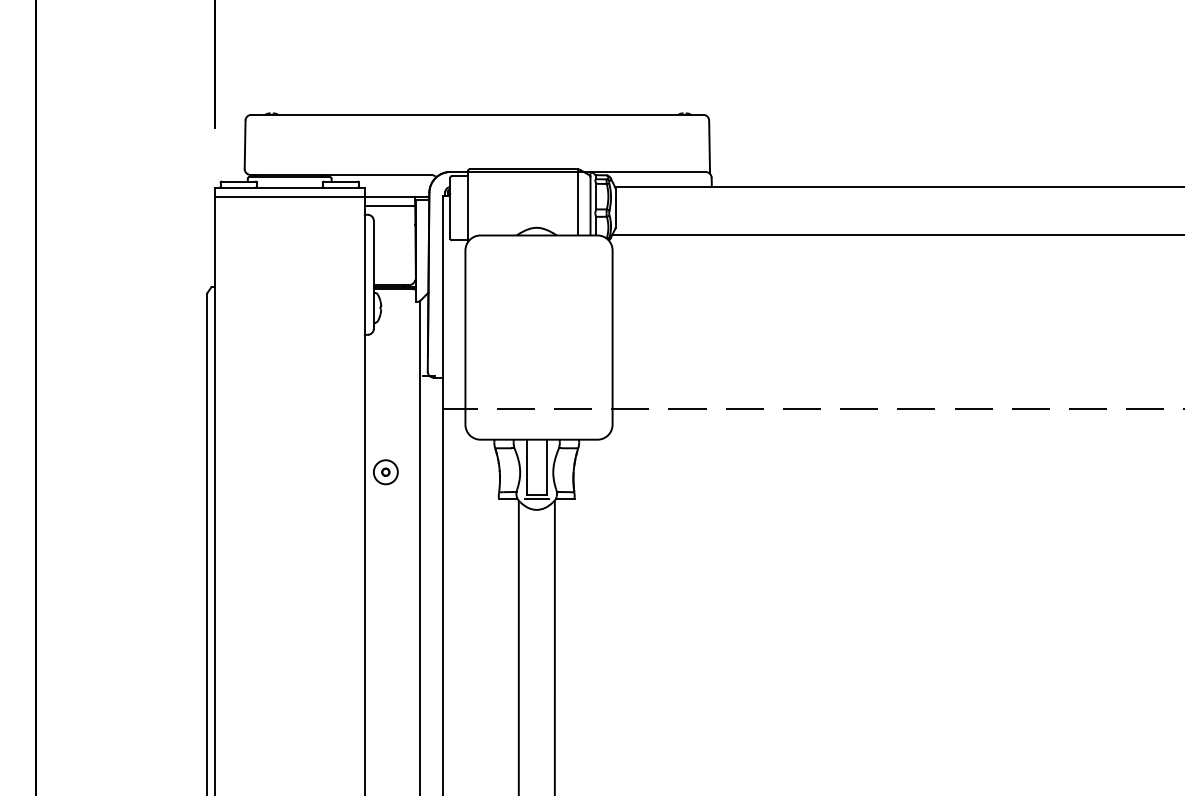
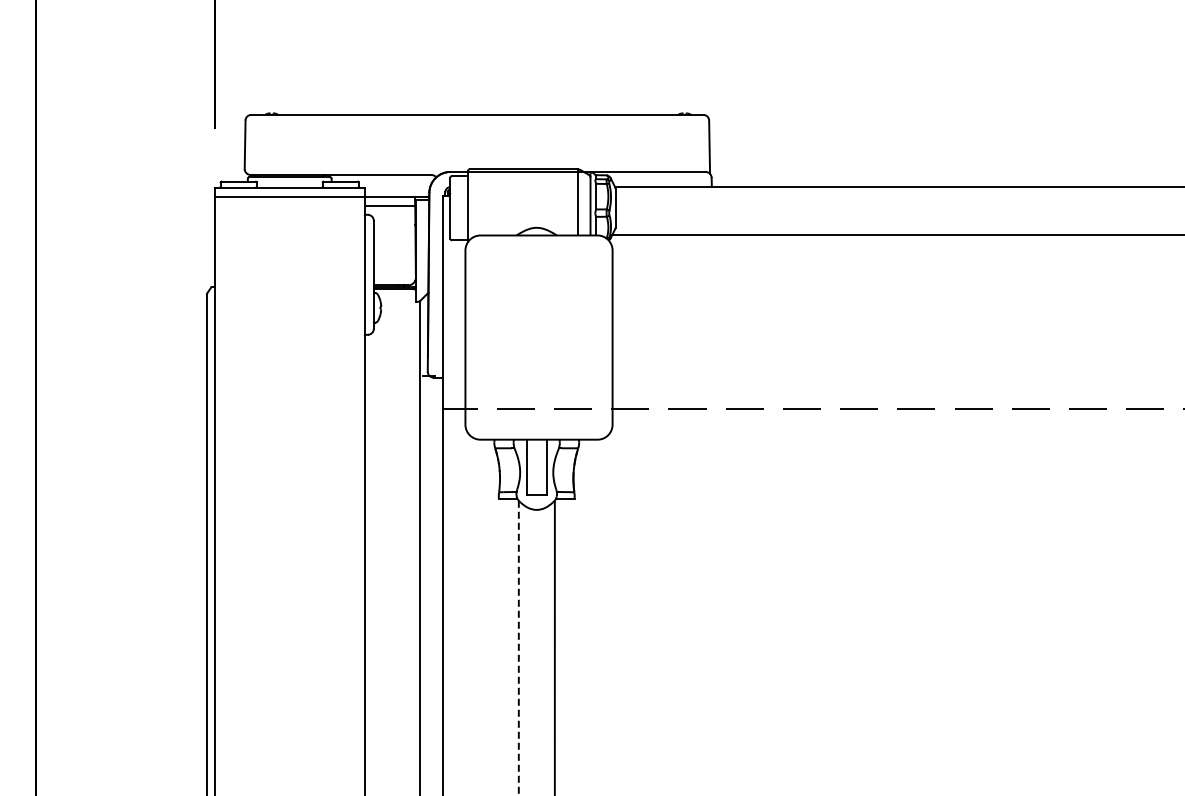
part: present -> none (385, 472)
line: present -> none (536, 499)
line: solid -> dashed (518, 648)
